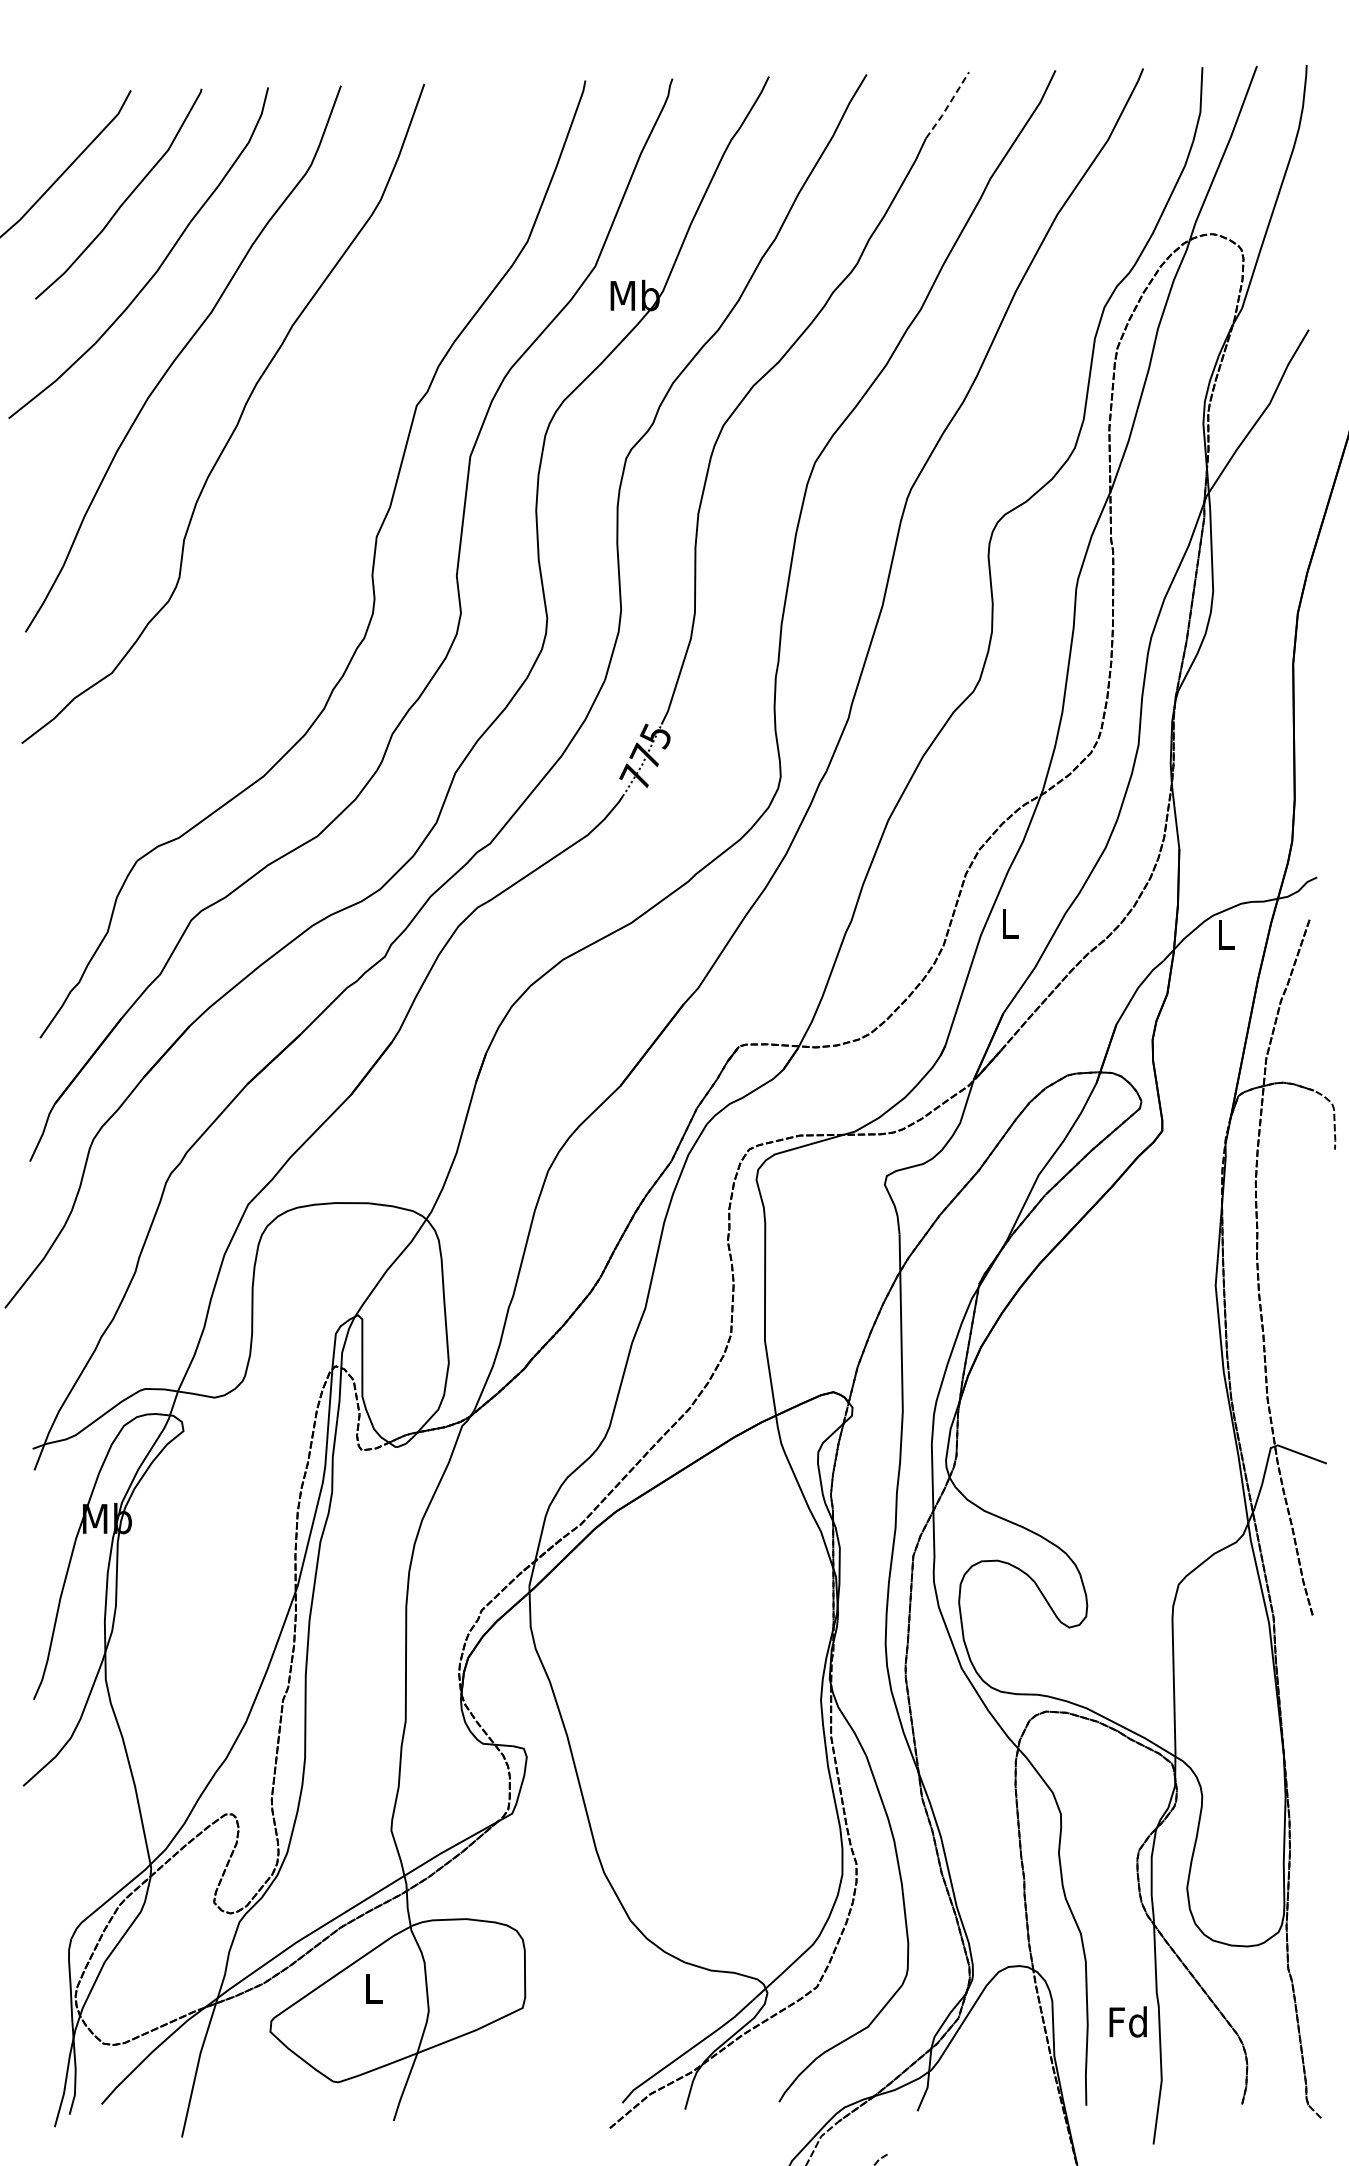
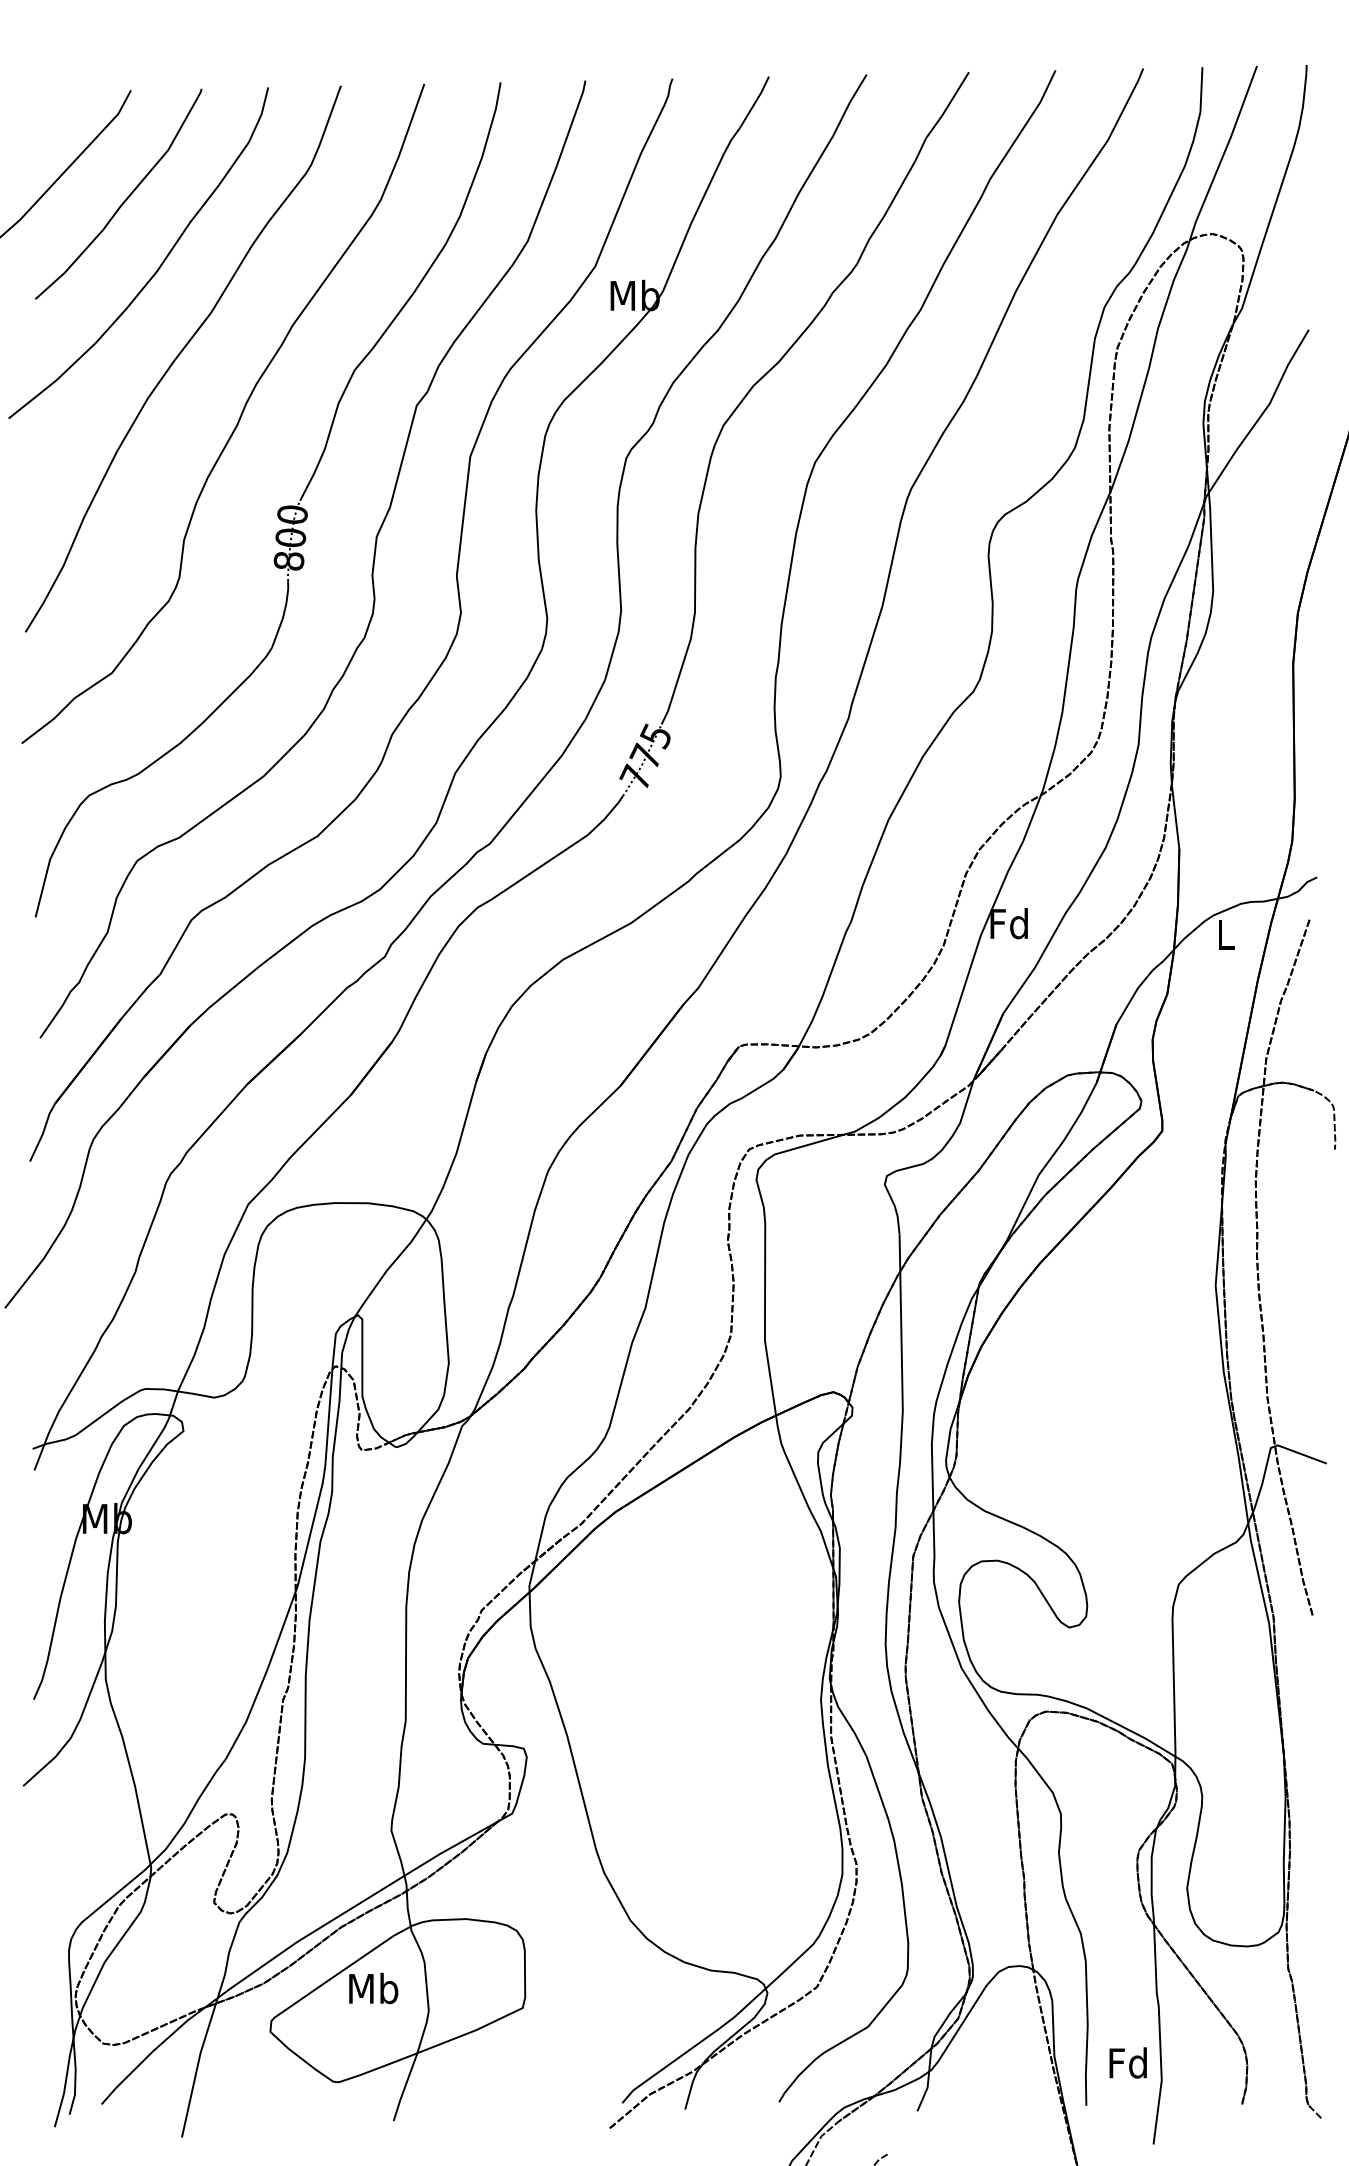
line: dashed -> solid (948, 105)
part: none -> present (278, 509)
text: L -> Fd (1008, 923)
text: L -> Mb (373, 1988)
text position: (1127, 2021) -> (1127, 2062) (1127, 2062)
